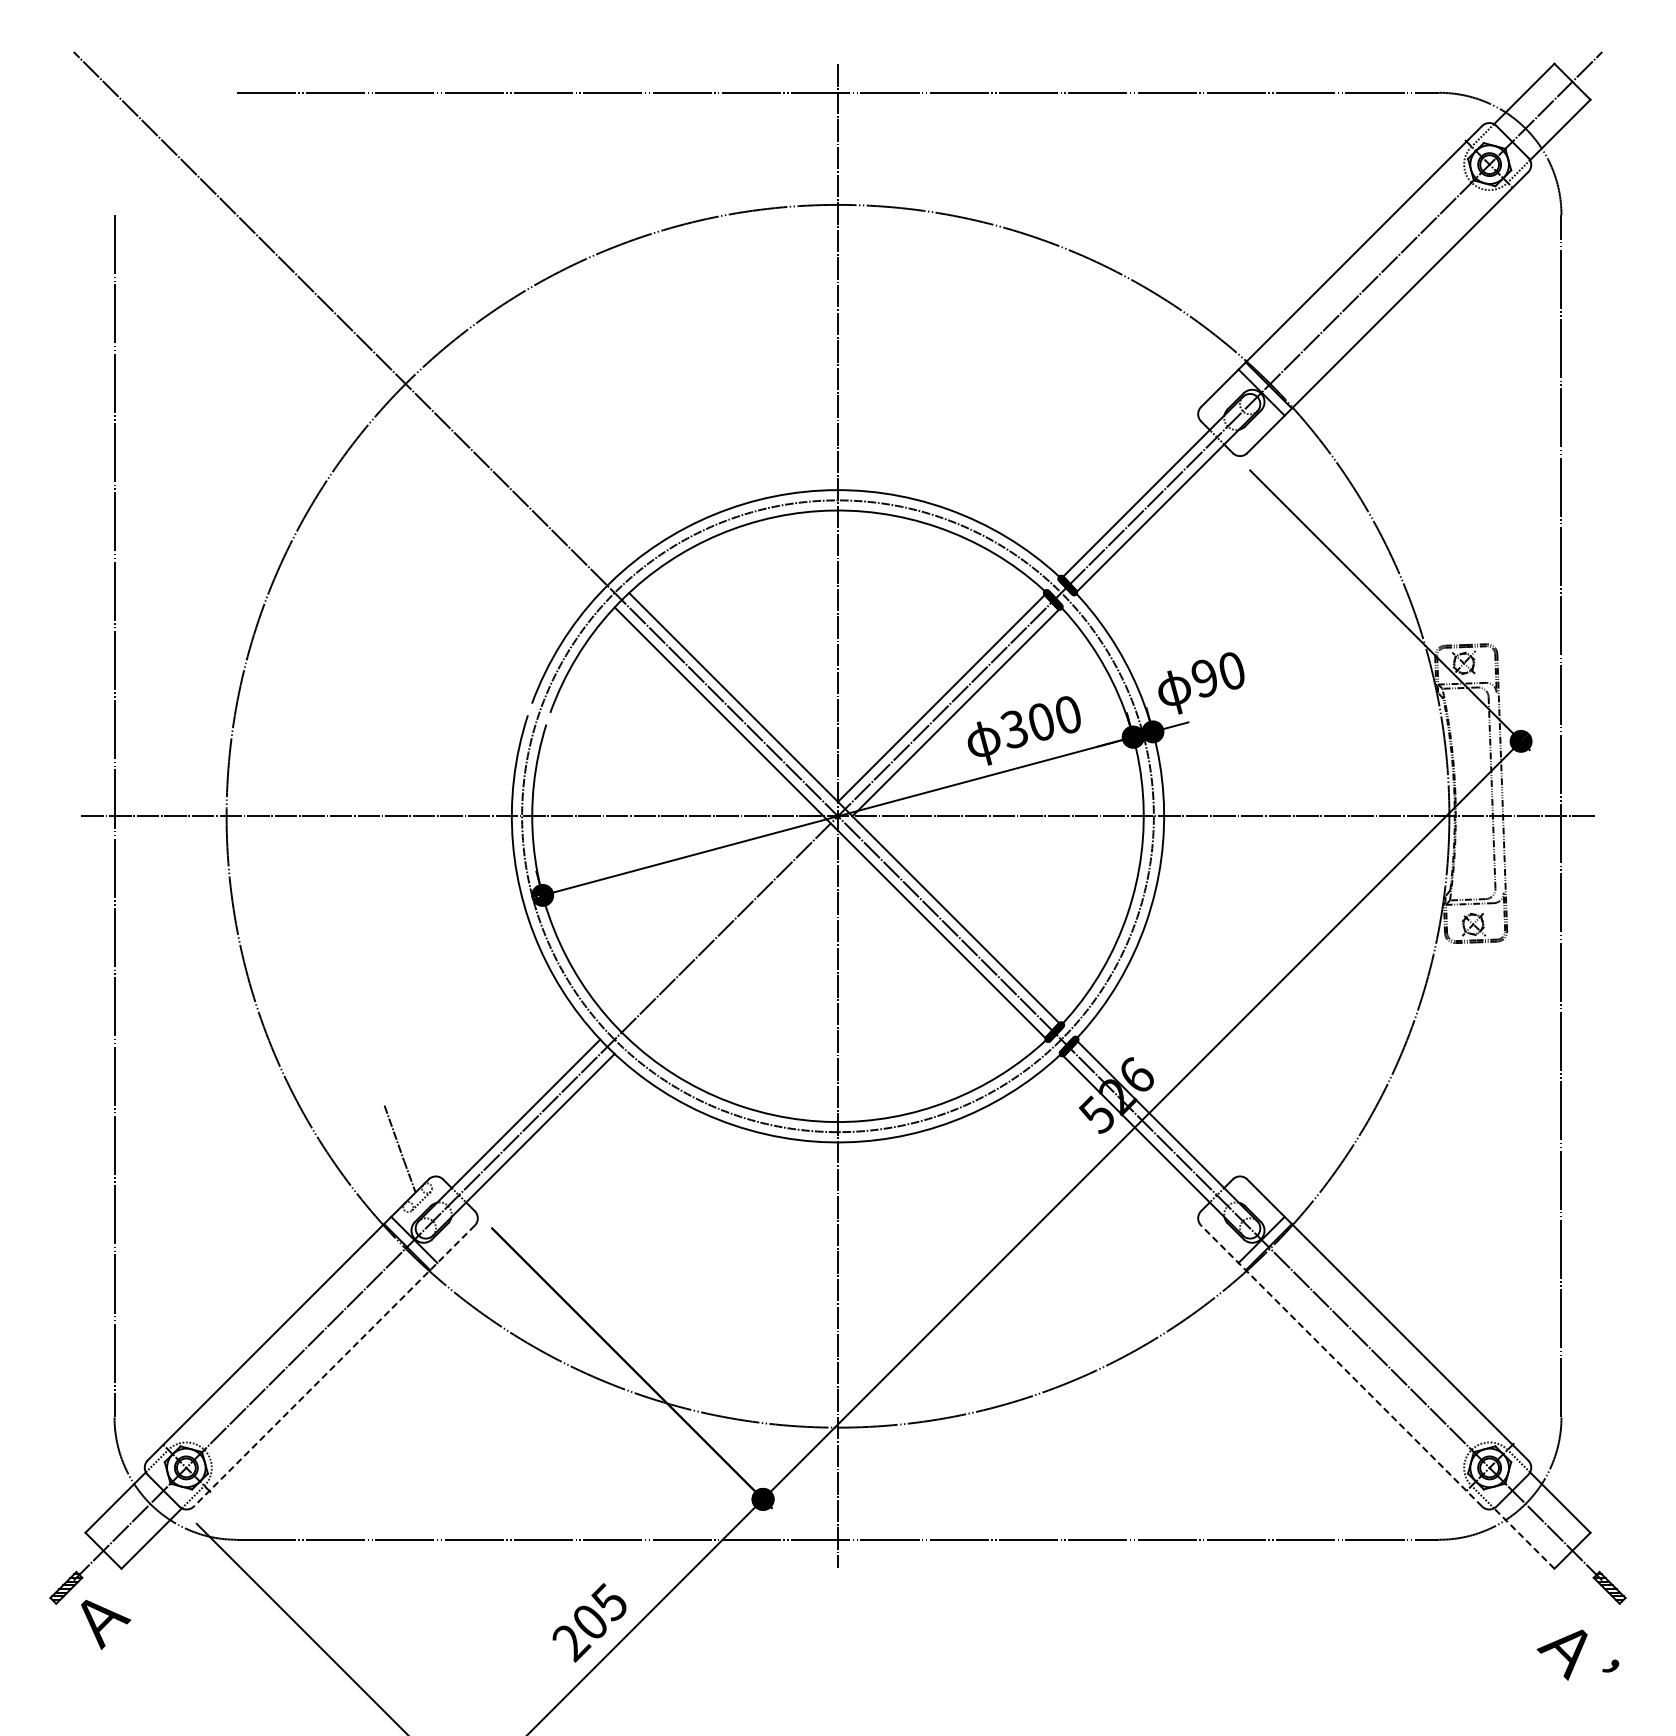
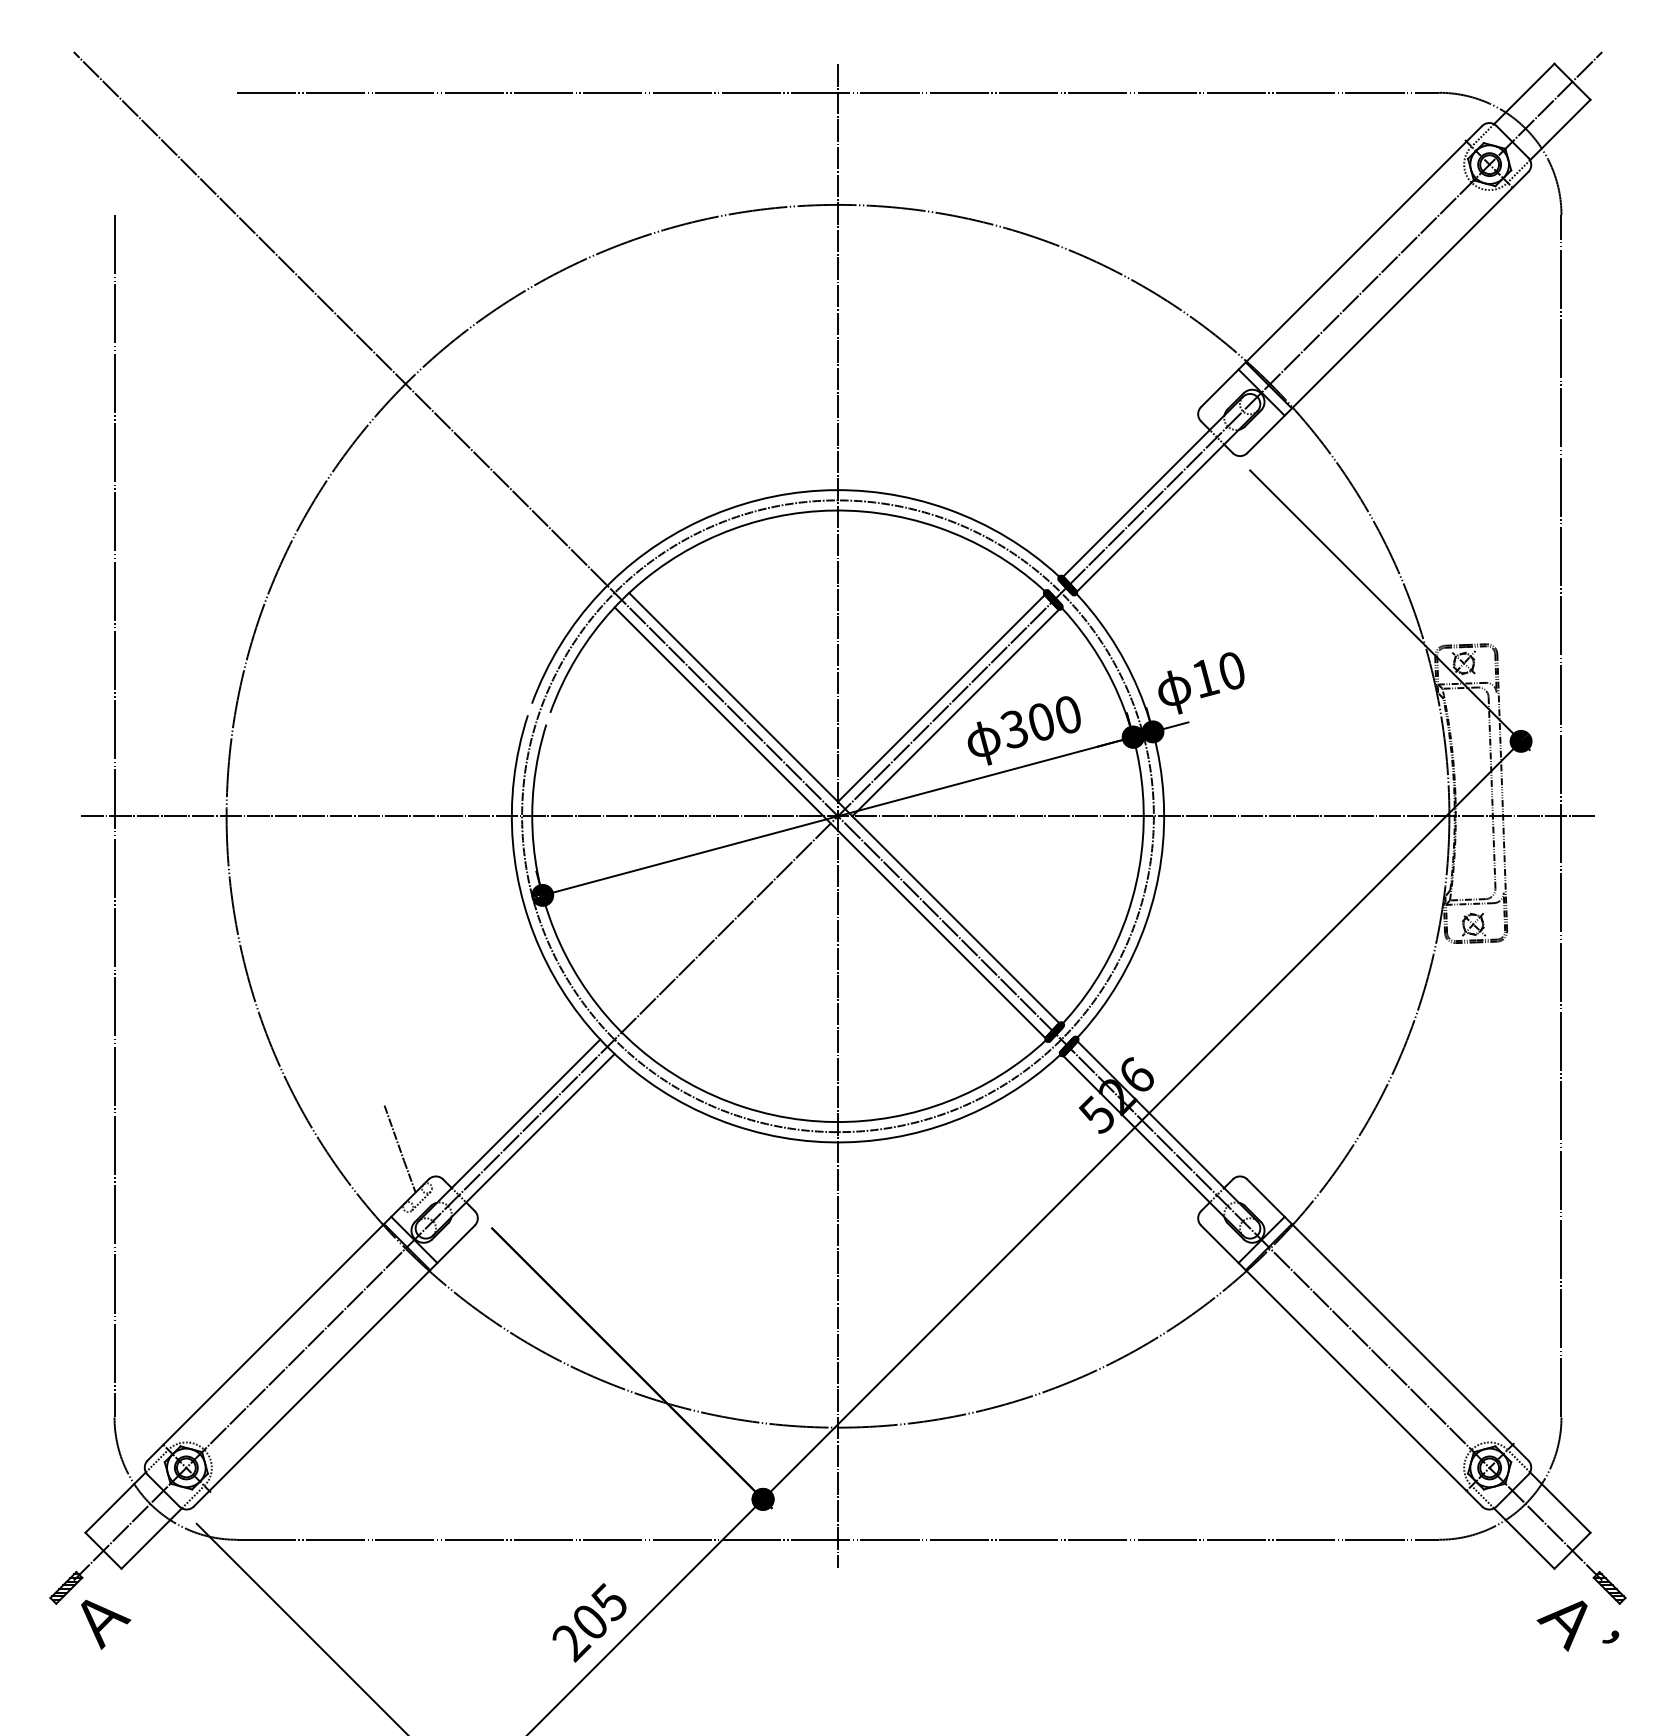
text: 90 -> 10 (1205, 678)
line: dashed -> solid (334, 1366)
line: dashed -> solid (1341, 1366)
line: dashed -> solid (1524, 1538)
text position: (1577, 1654) -> (1577, 1625) (1577, 1625)
